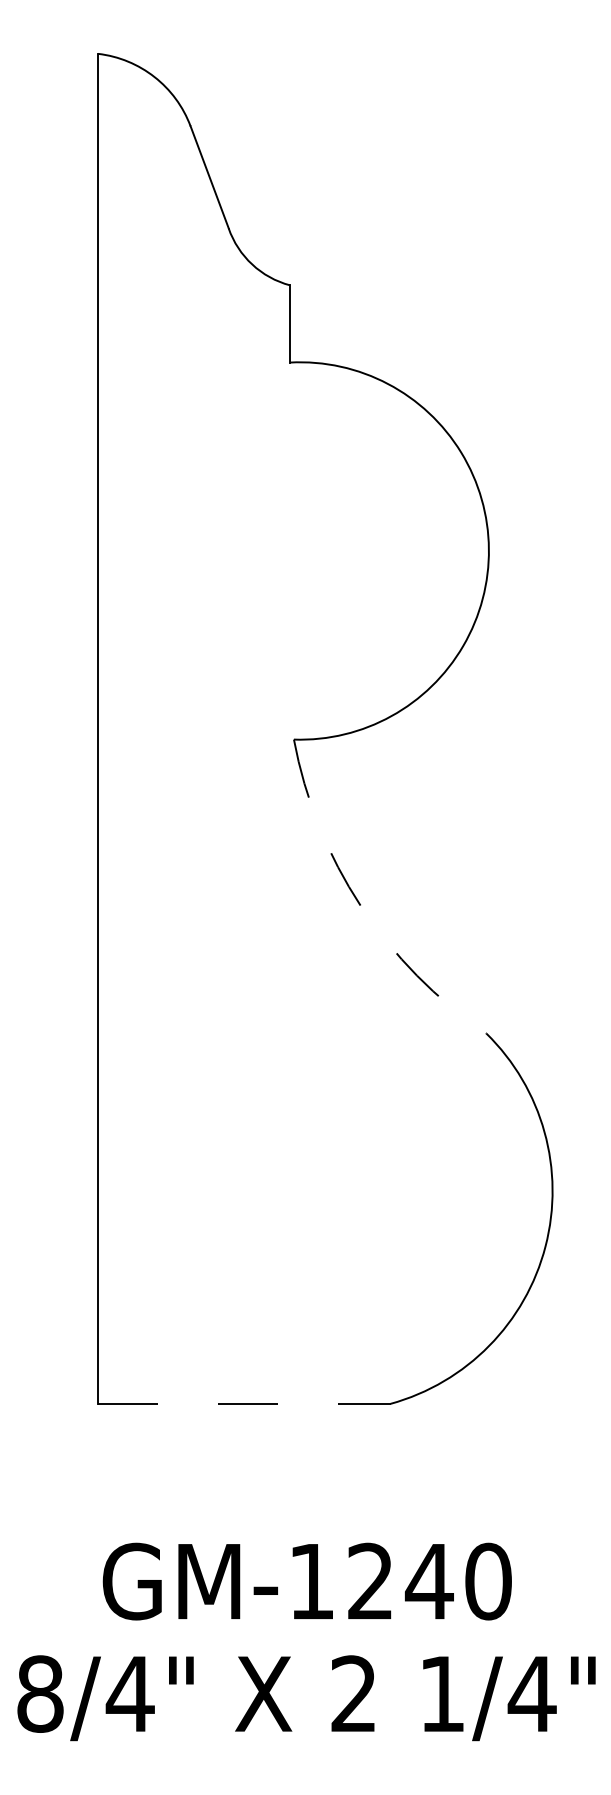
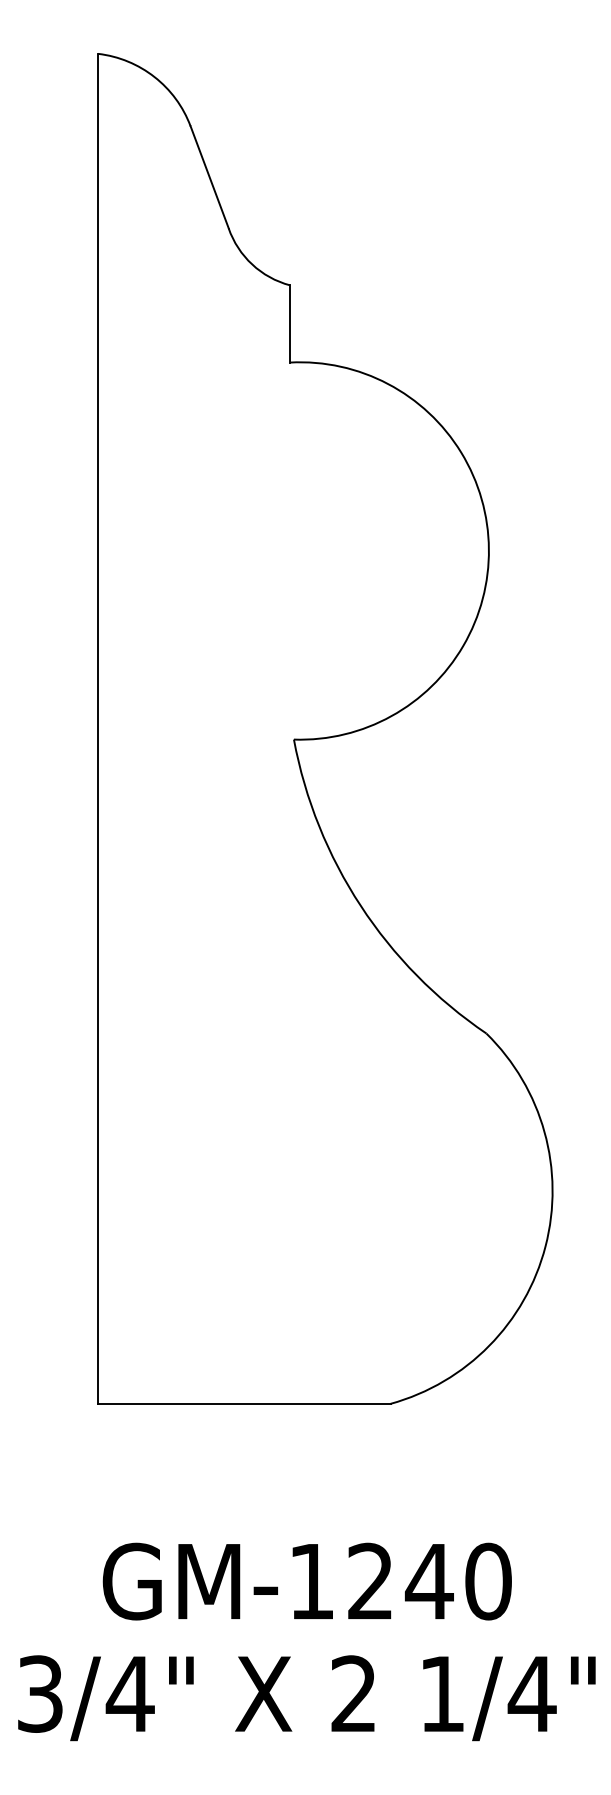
arc: dashed -> solid (360, 905)
line: dashed -> solid (244, 1403)
text: 8/4" -> 3/4" (40, 1693)
